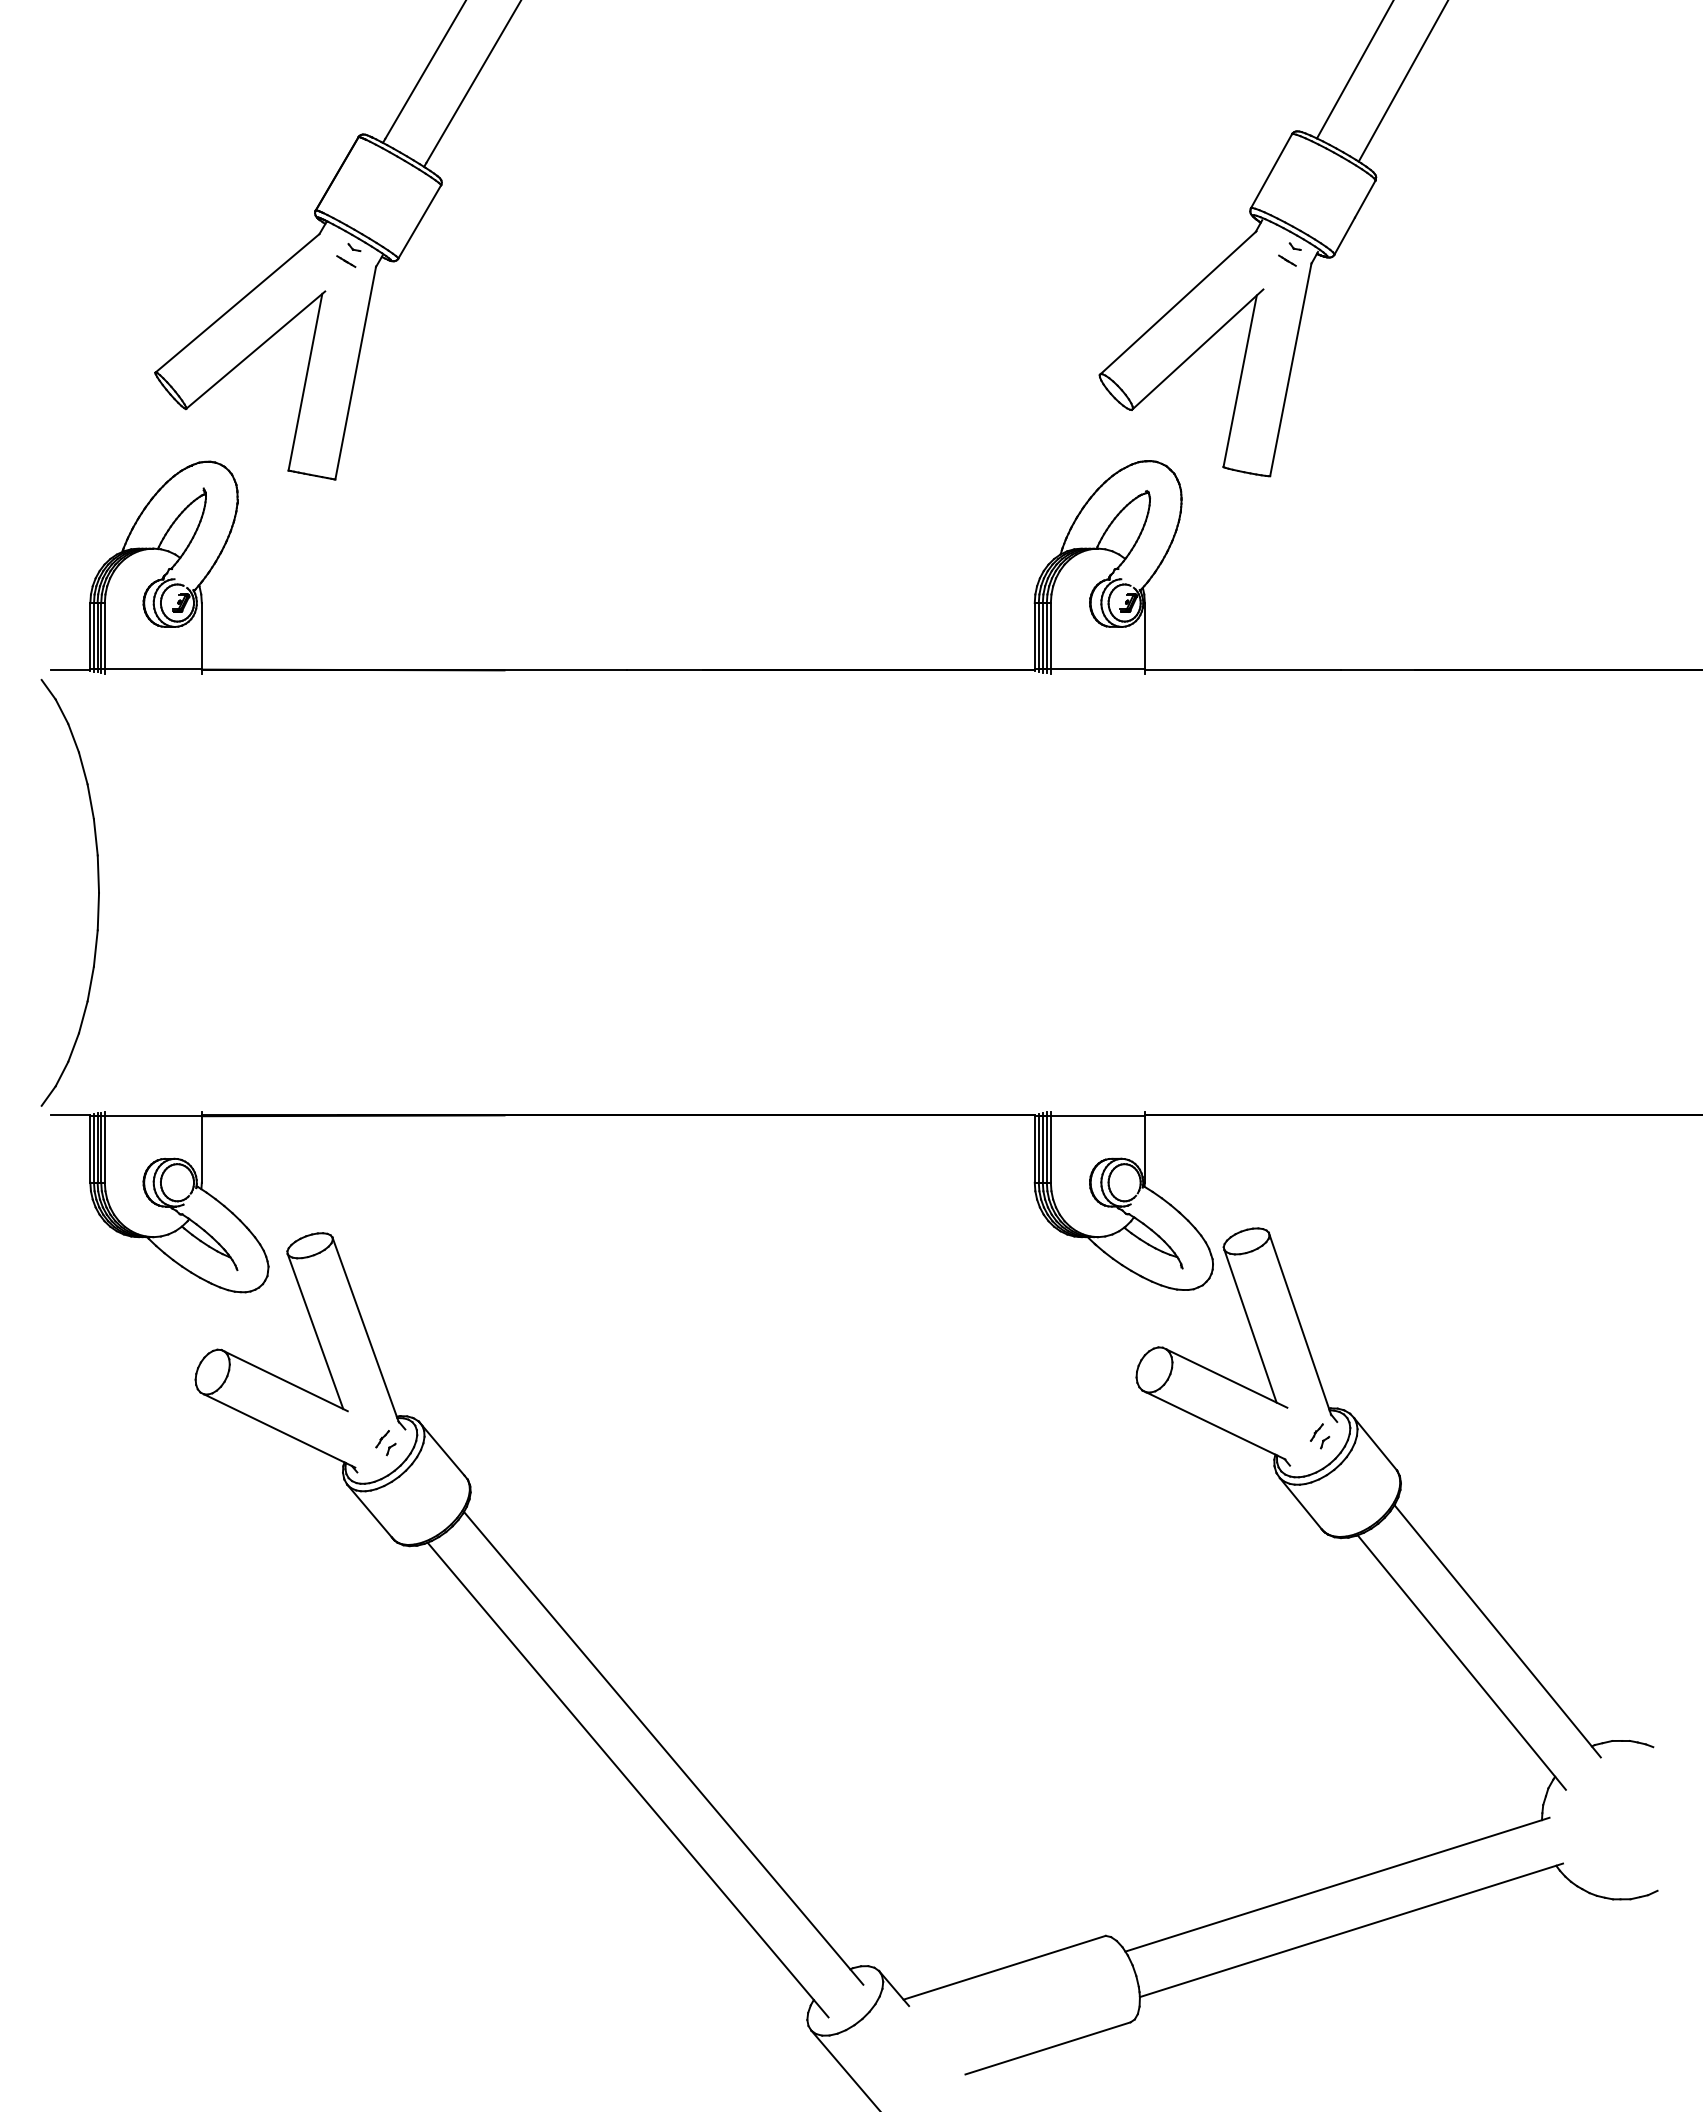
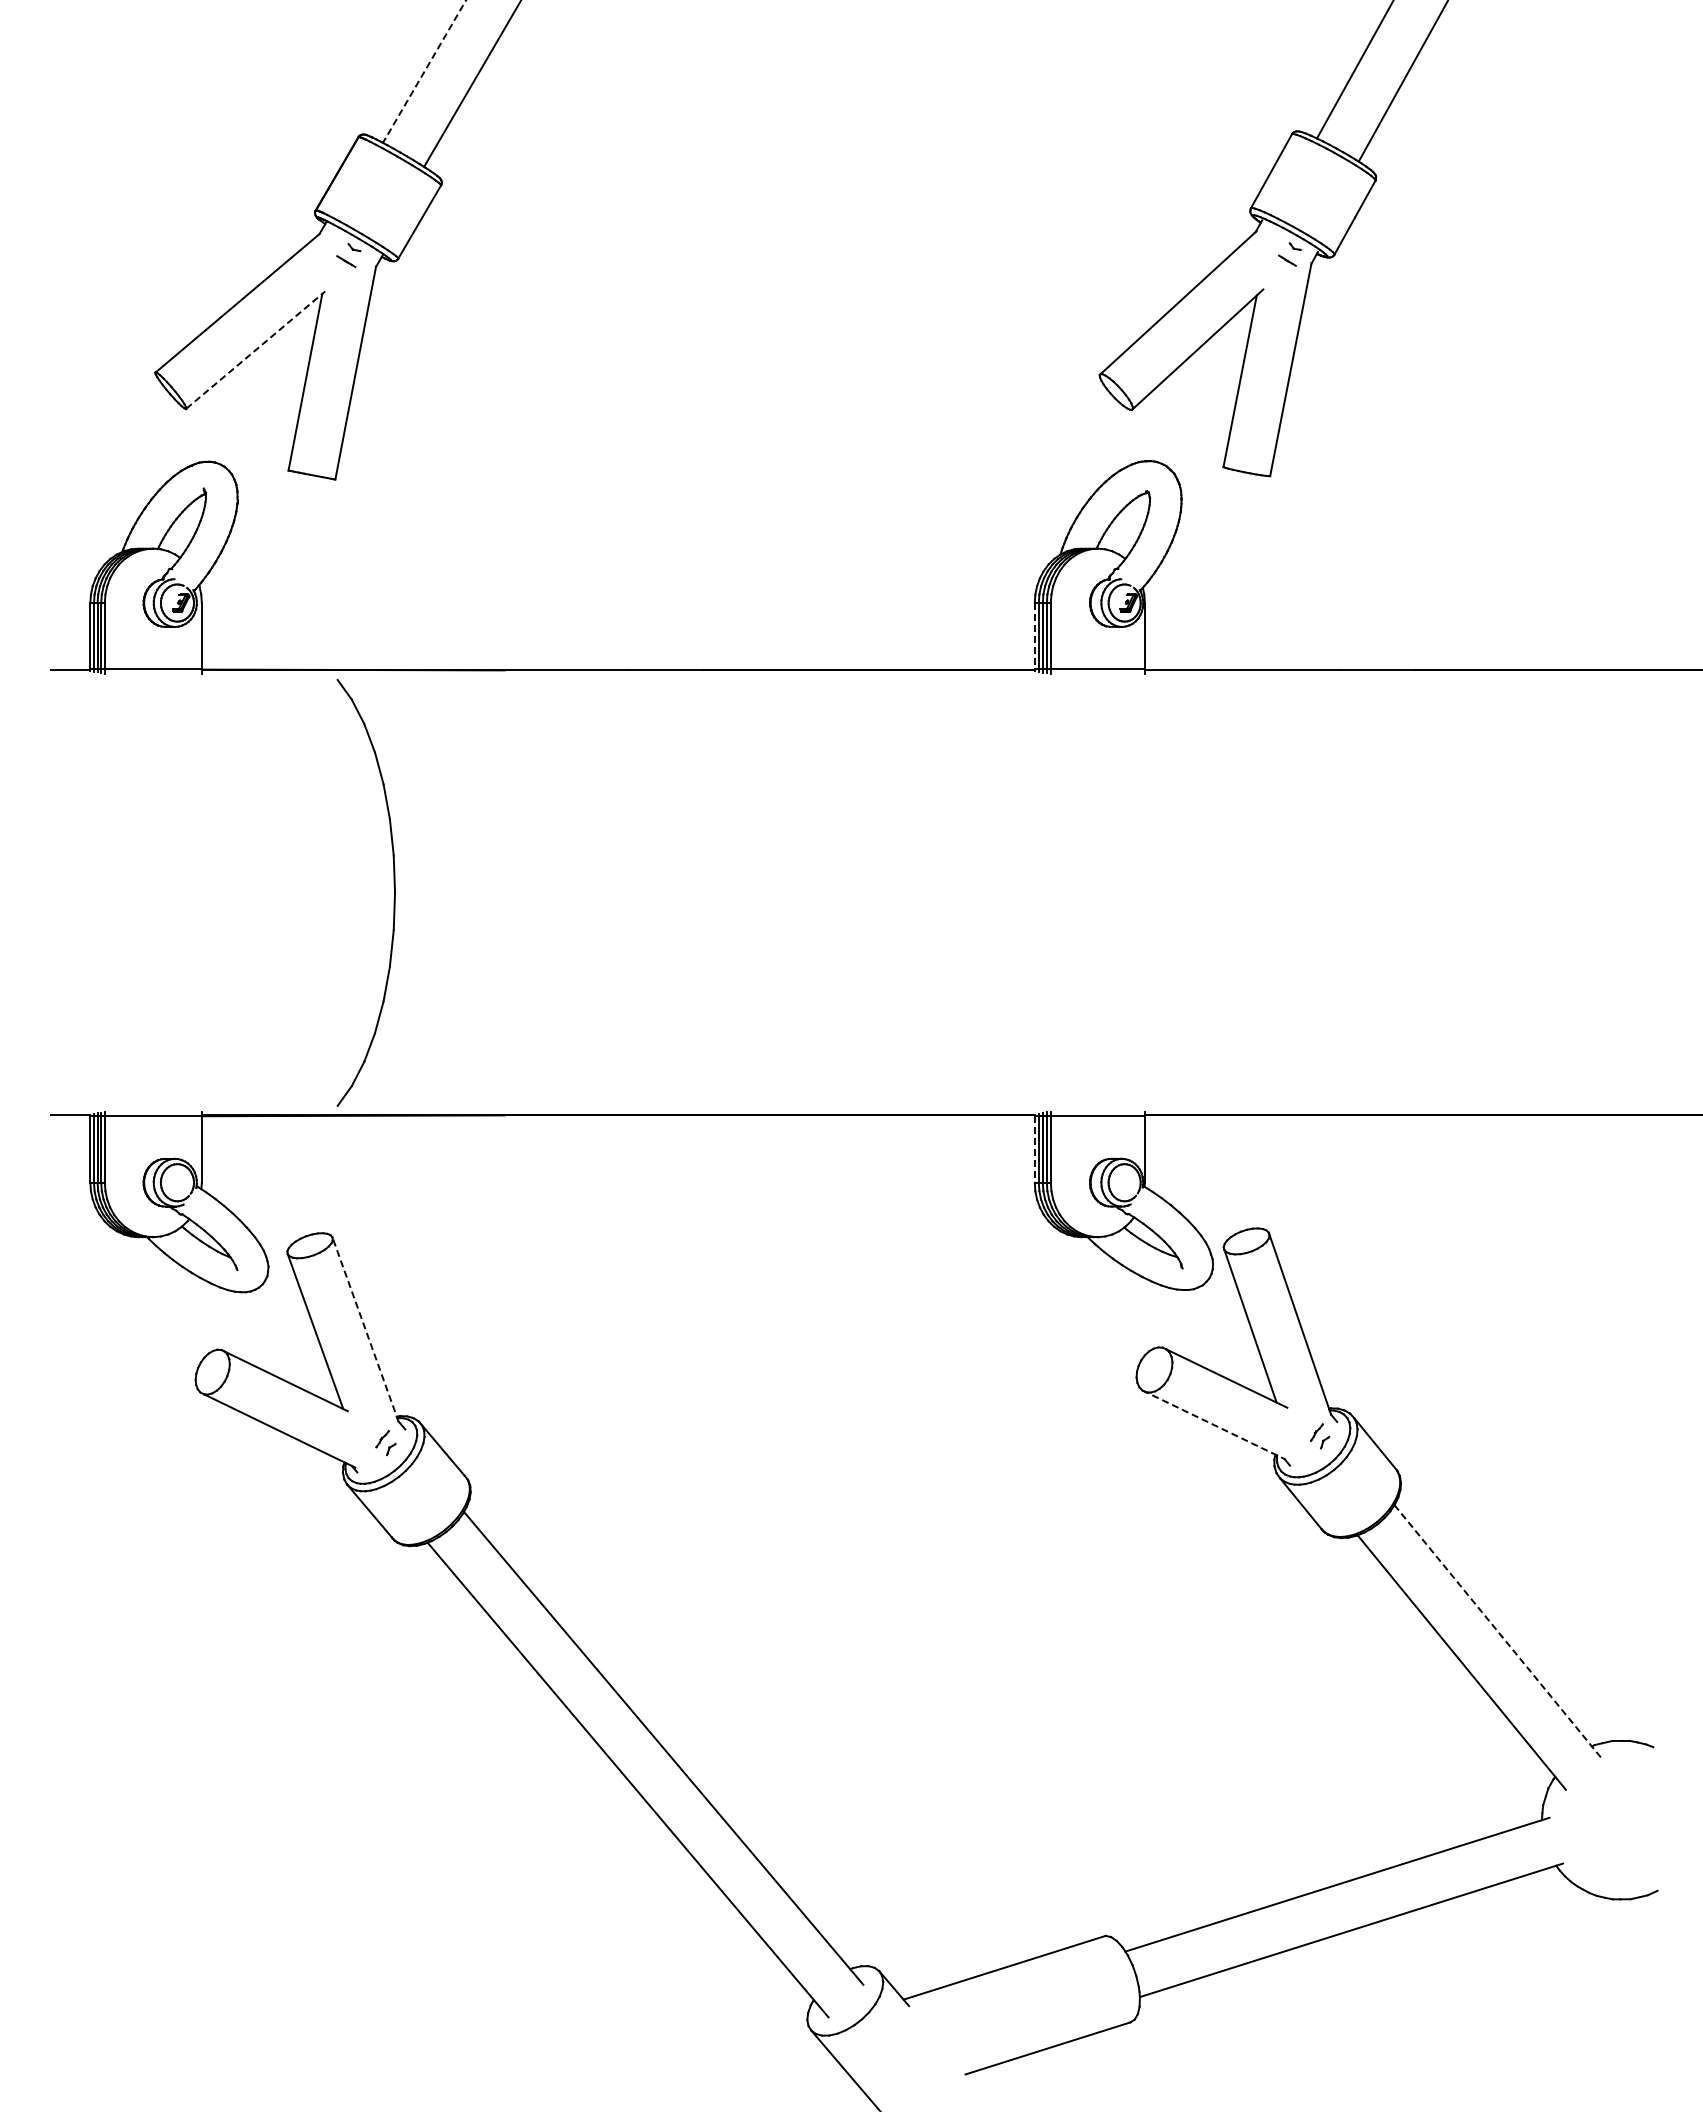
line: solid -> dashed (425, 69)
line: solid -> dashed (255, 350)
line: solid -> dashed (1034, 636)
part position: (97, 886) -> (393, 886) (393, 886)
line: solid -> dashed (1034, 1150)
line: solid -> dashed (365, 1329)
line: solid -> dashed (1214, 1425)
line: solid -> dashed (1497, 1631)
